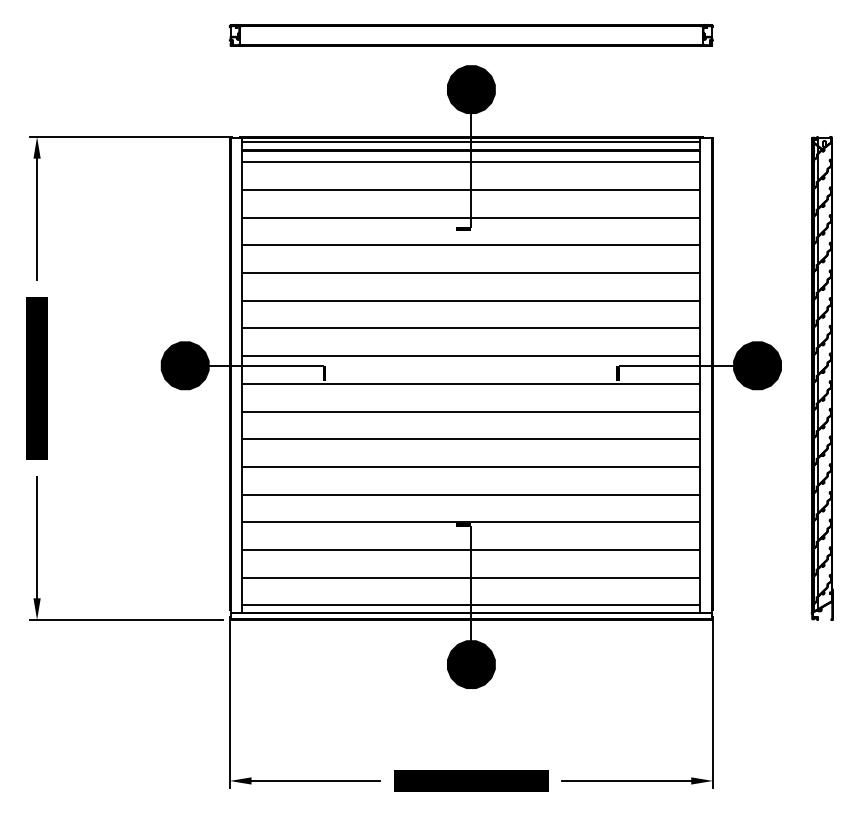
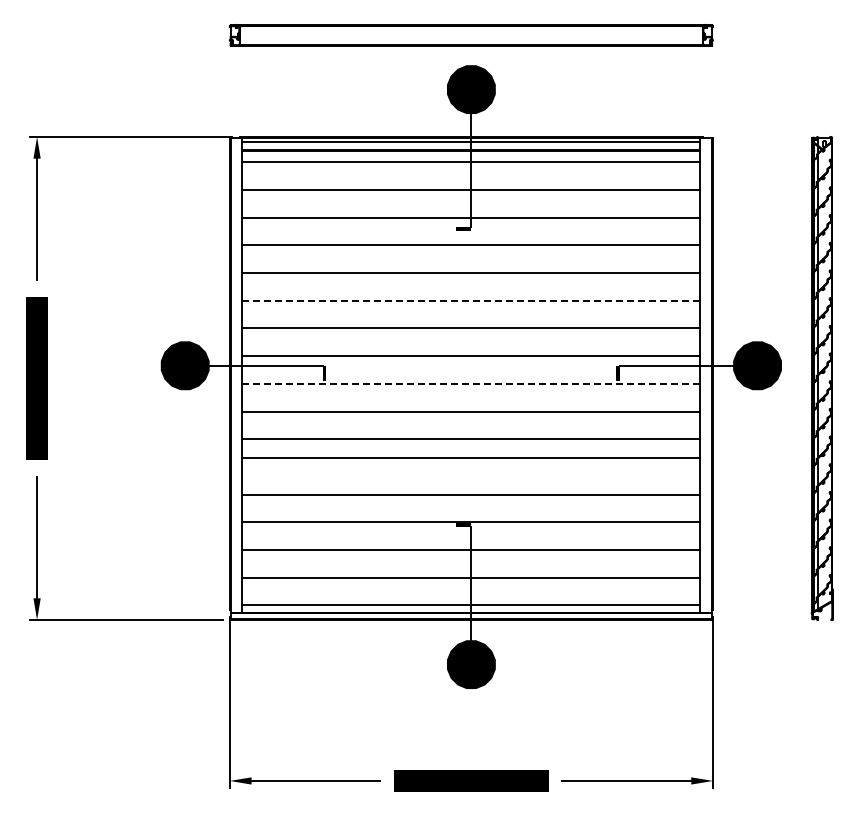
line: solid -> dashed (470, 300)
line: solid -> dashed (470, 383)
line position: (471, 466) -> (471, 457) (471, 457)
